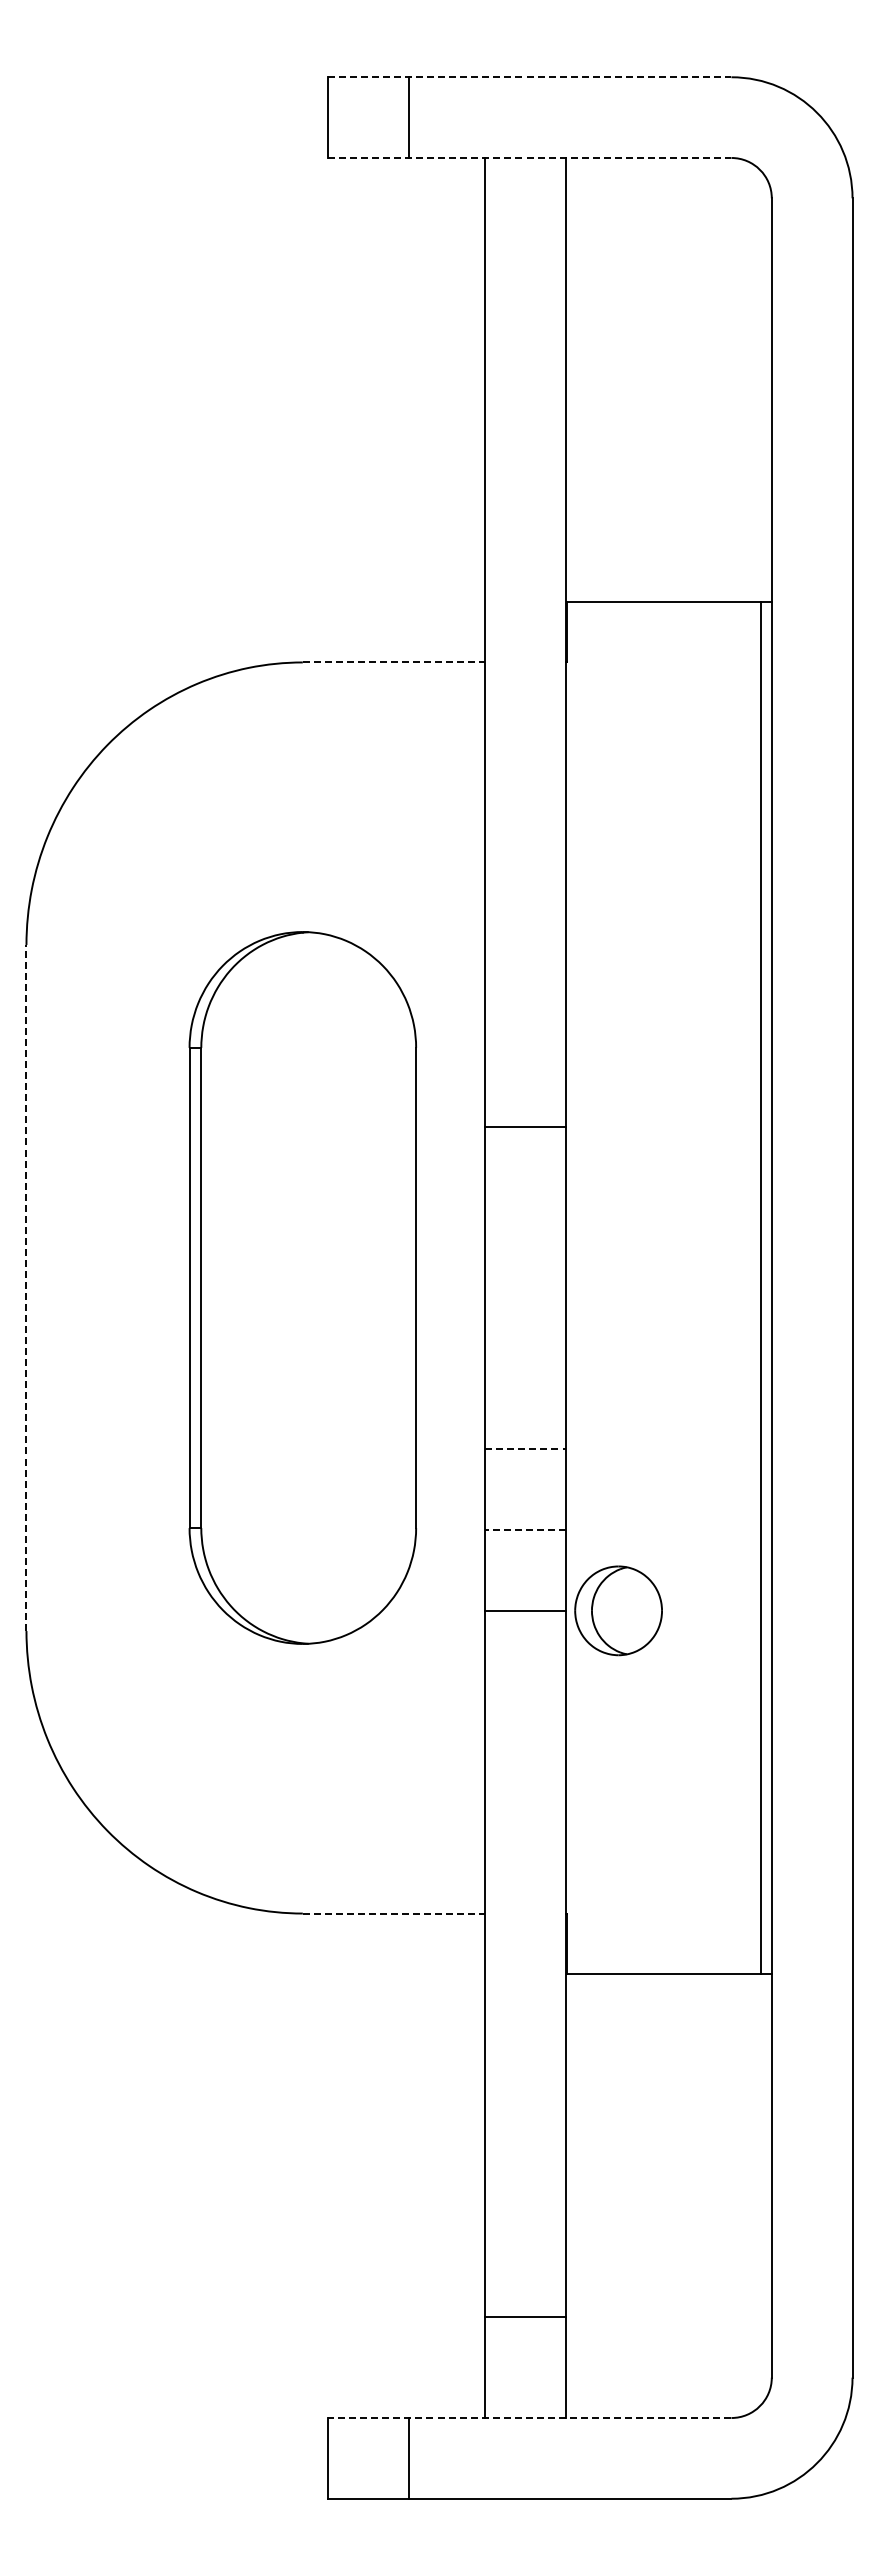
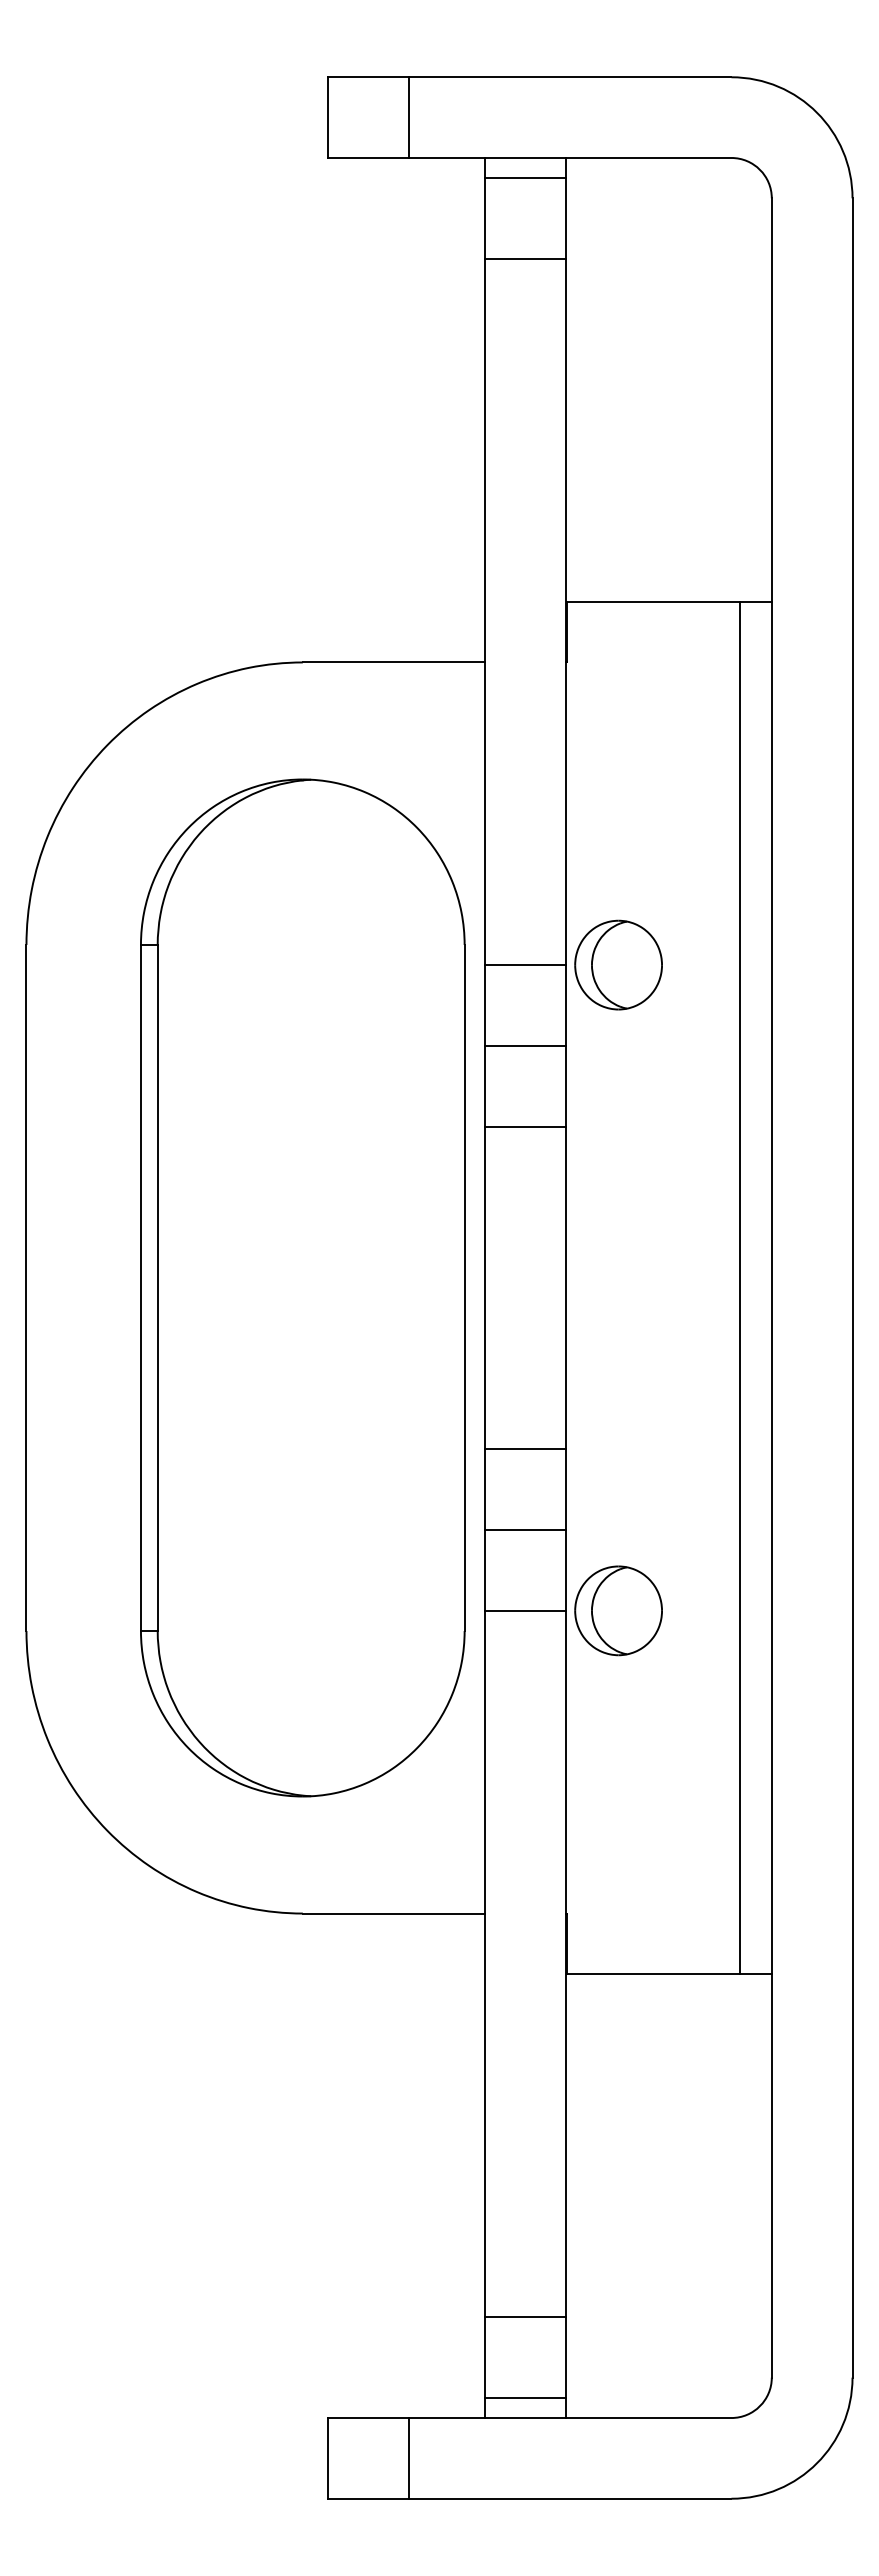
line: dashed -> solid (529, 77)
line: dashed -> solid (529, 157)
line: none -> present (525, 178)
line: none -> present (525, 258)
line: dashed -> solid (394, 662)
part: none -> present (618, 964)
line: none -> present (525, 965)
line: none -> present (525, 1045)
line: dashed -> solid (26, 1287)
part size: 229x714 px -> 326x1020 px (302, 1287)
line position: (760, 1287) -> (739, 1287) (739, 1287)
line: dashed -> solid (526, 1449)
line: dashed -> solid (525, 1530)
line: dashed -> solid (394, 1913)
line: none -> present (525, 2397)
line: dashed -> solid (529, 2418)
